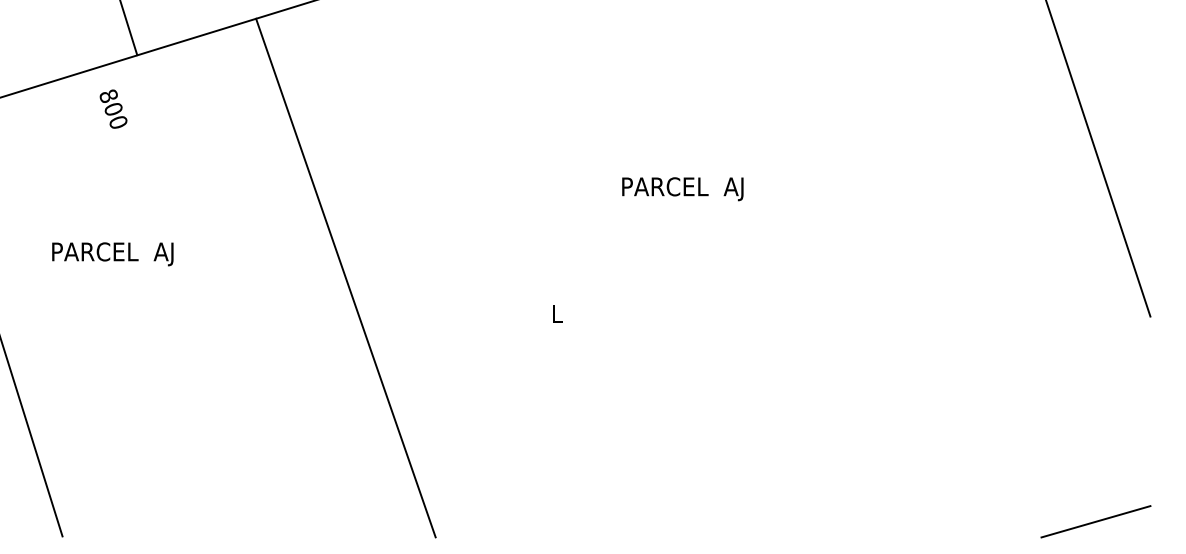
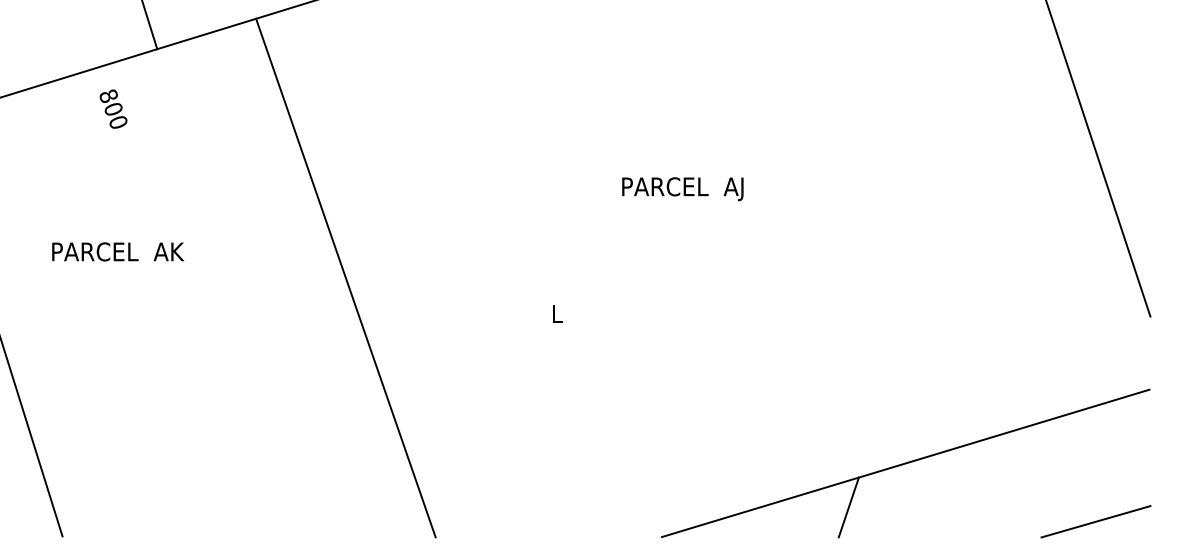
line position: (128, 28) -> (149, 25) (149, 25)
text: PARCEL  AJ -> PARCEL  AK (175, 254)
part: none -> present (905, 463)
